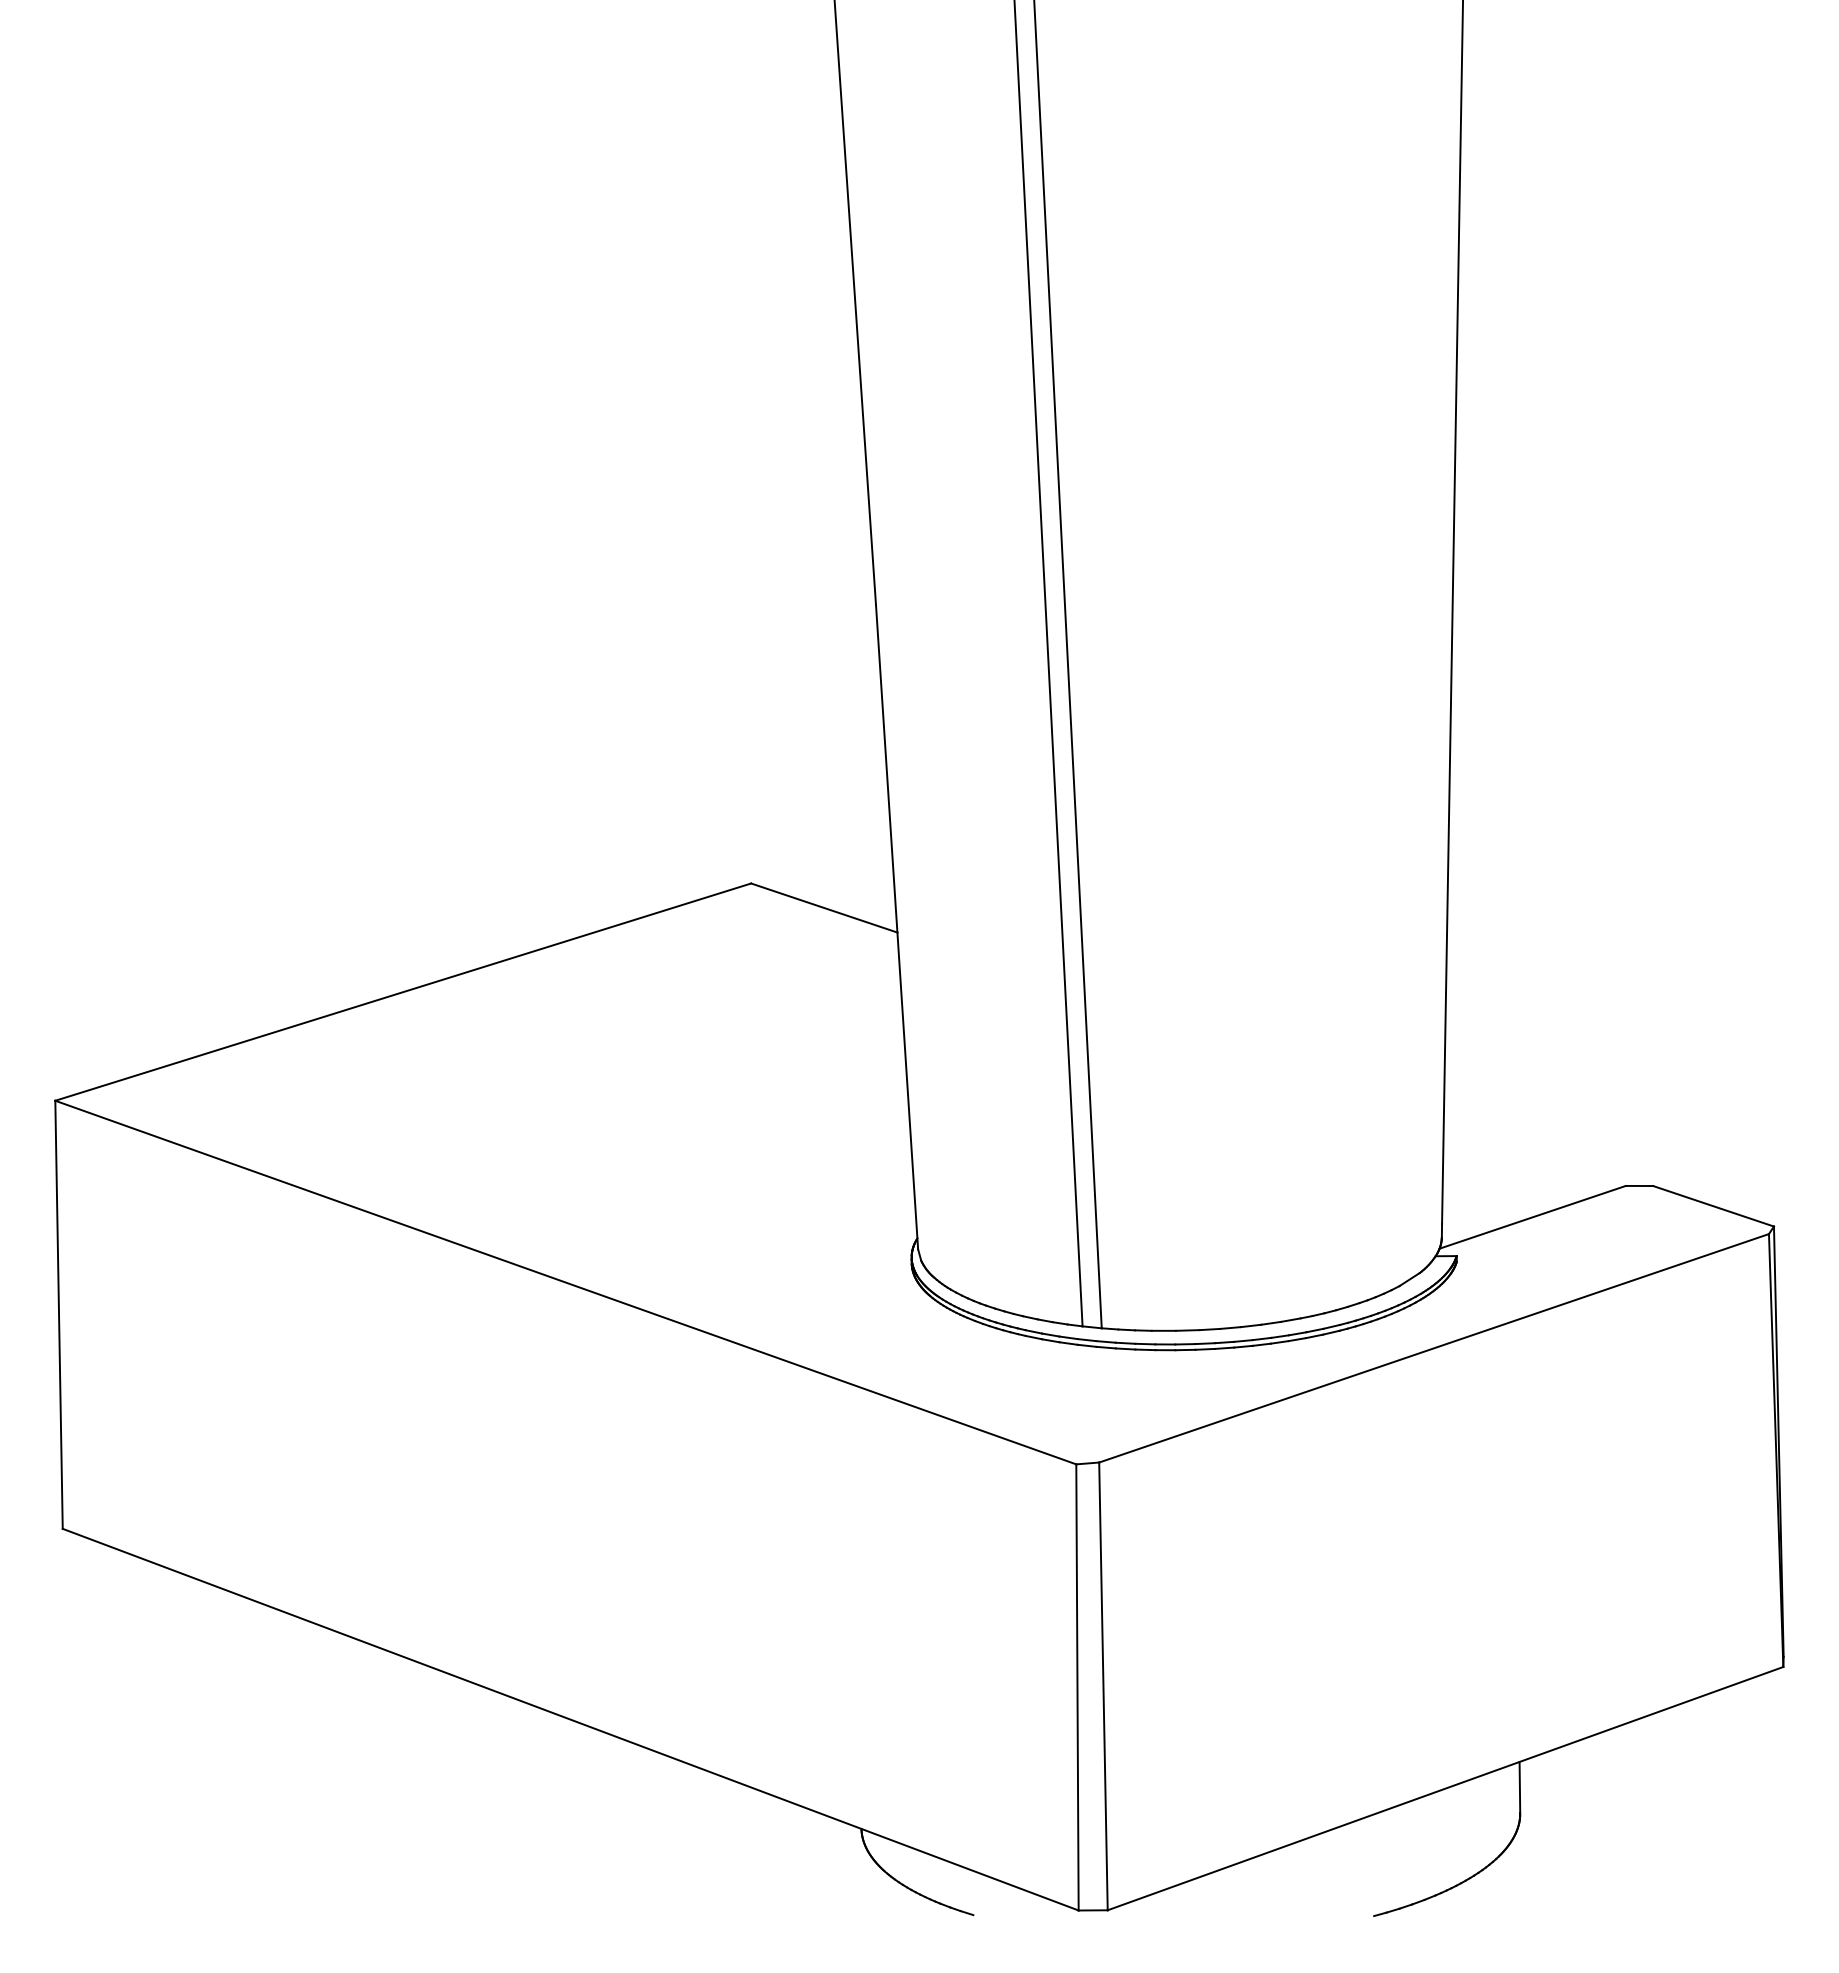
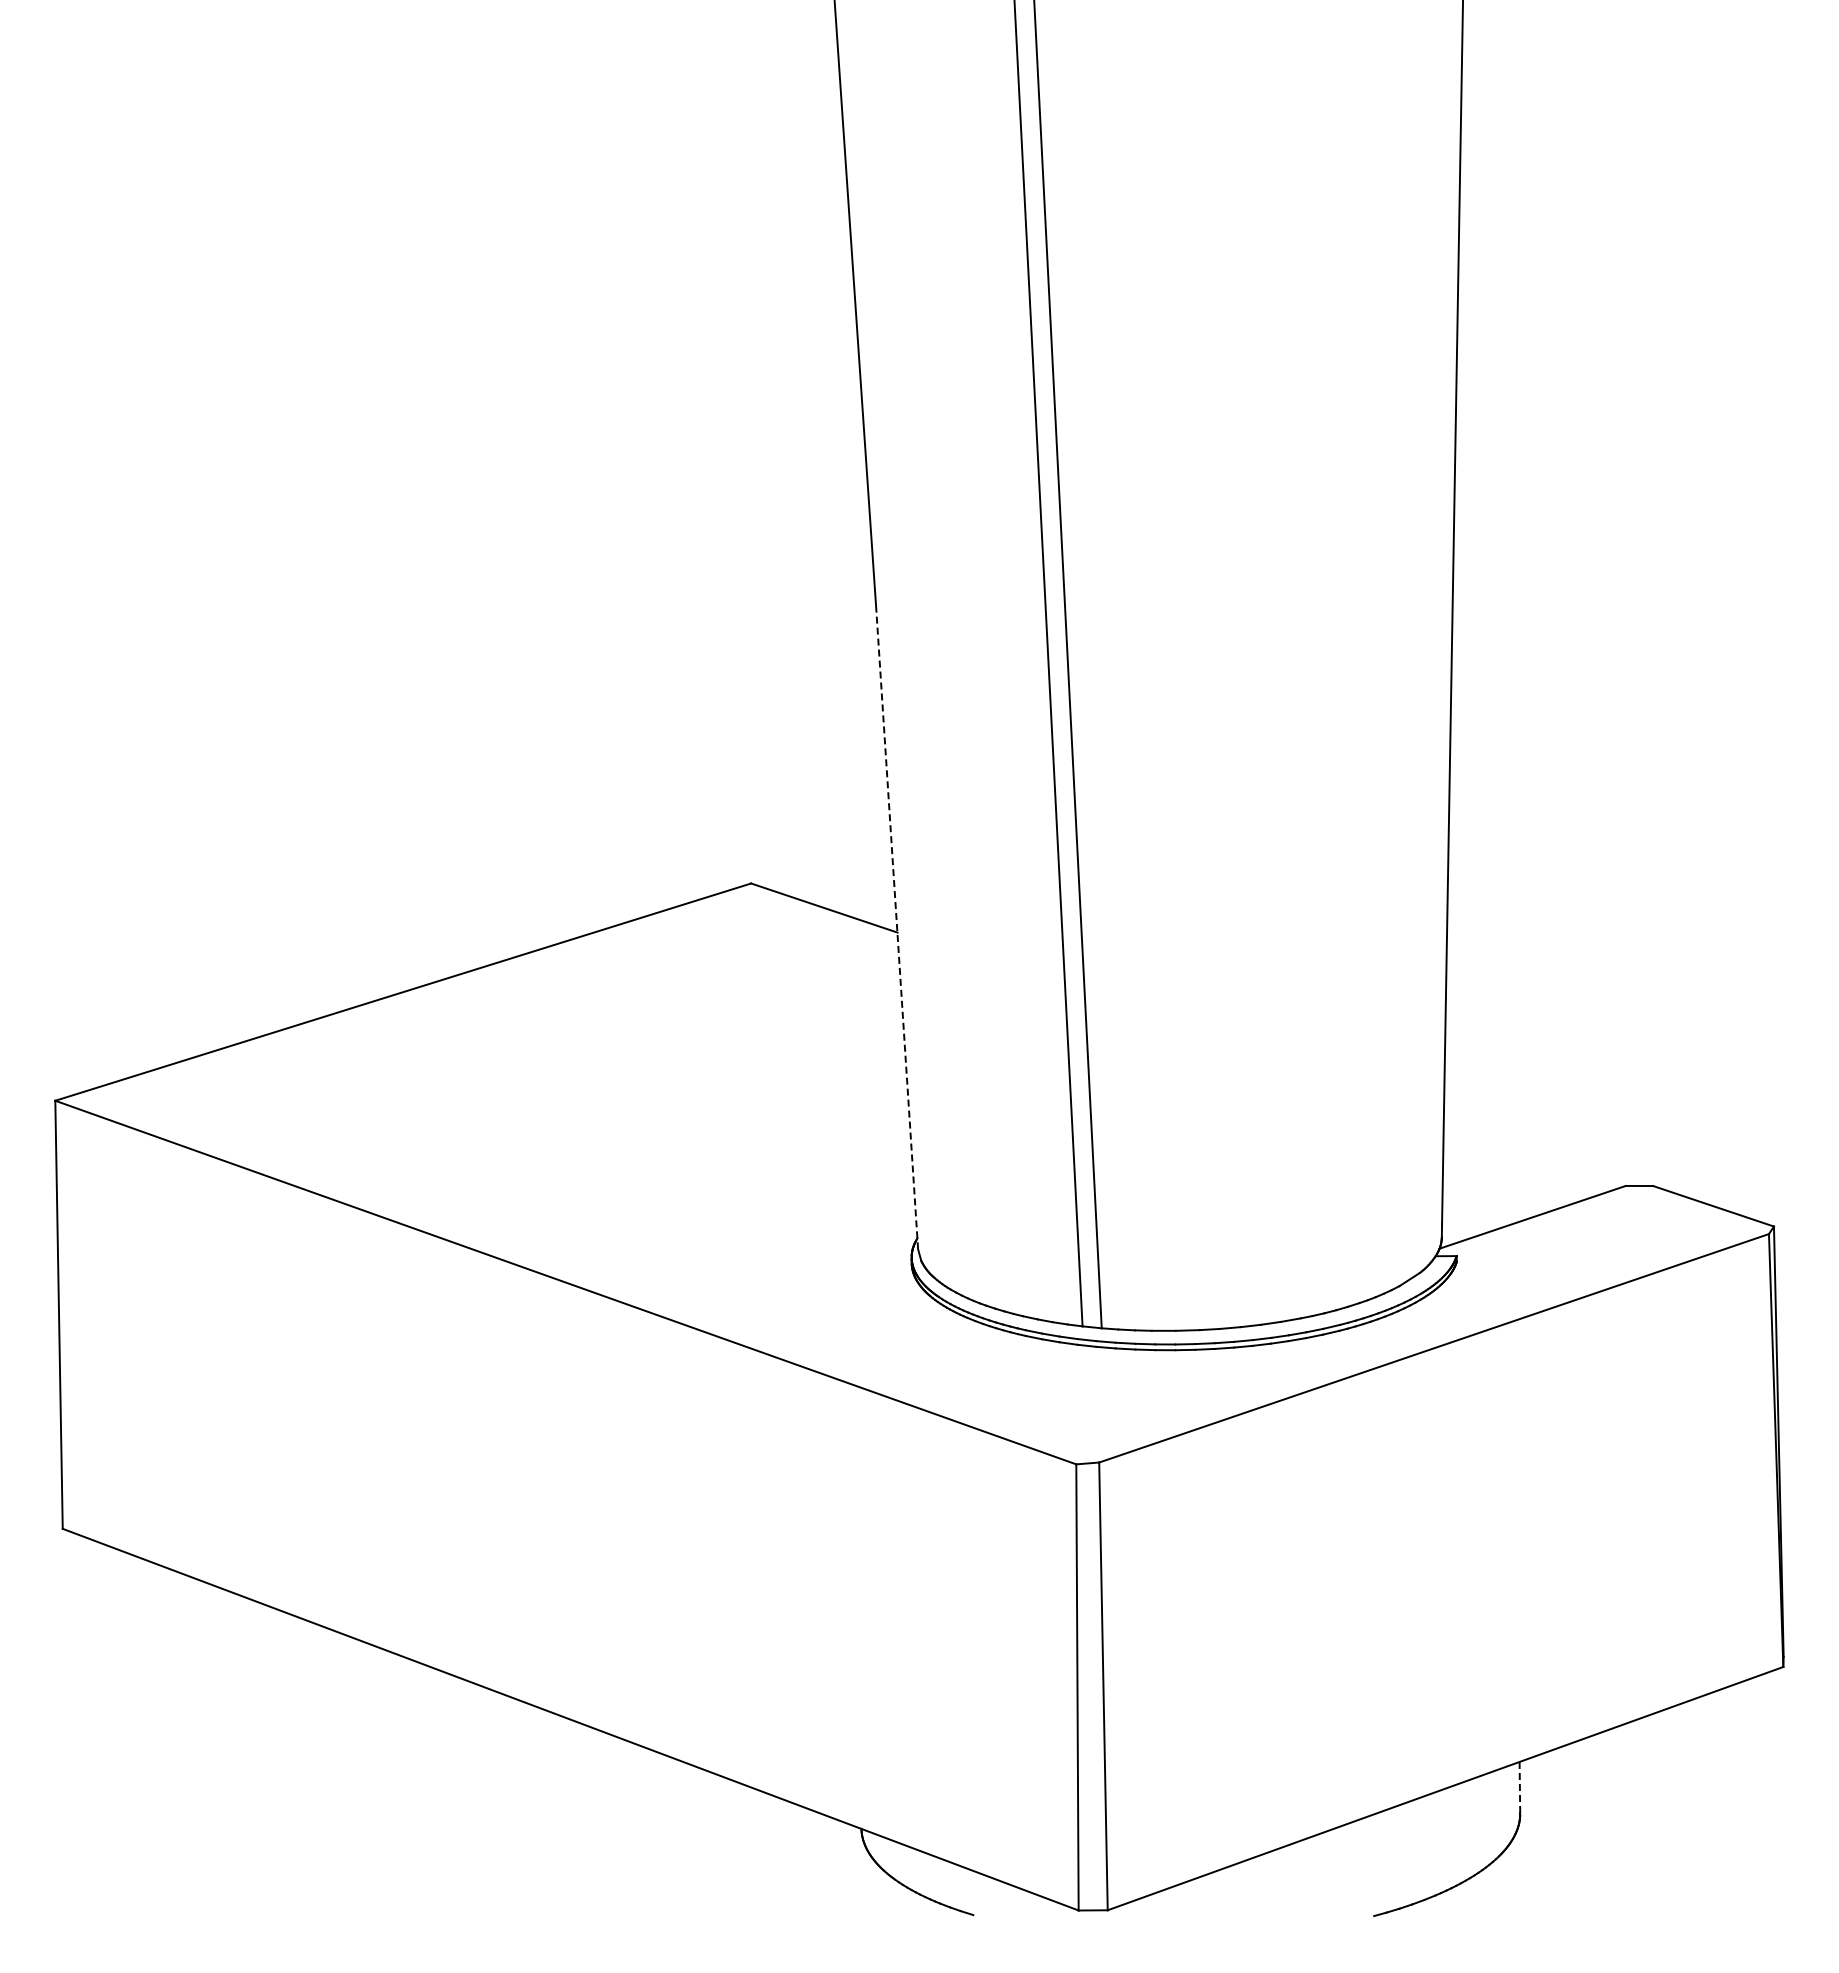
line: solid -> dashed (897, 927)
line: solid -> dashed (1519, 1787)
